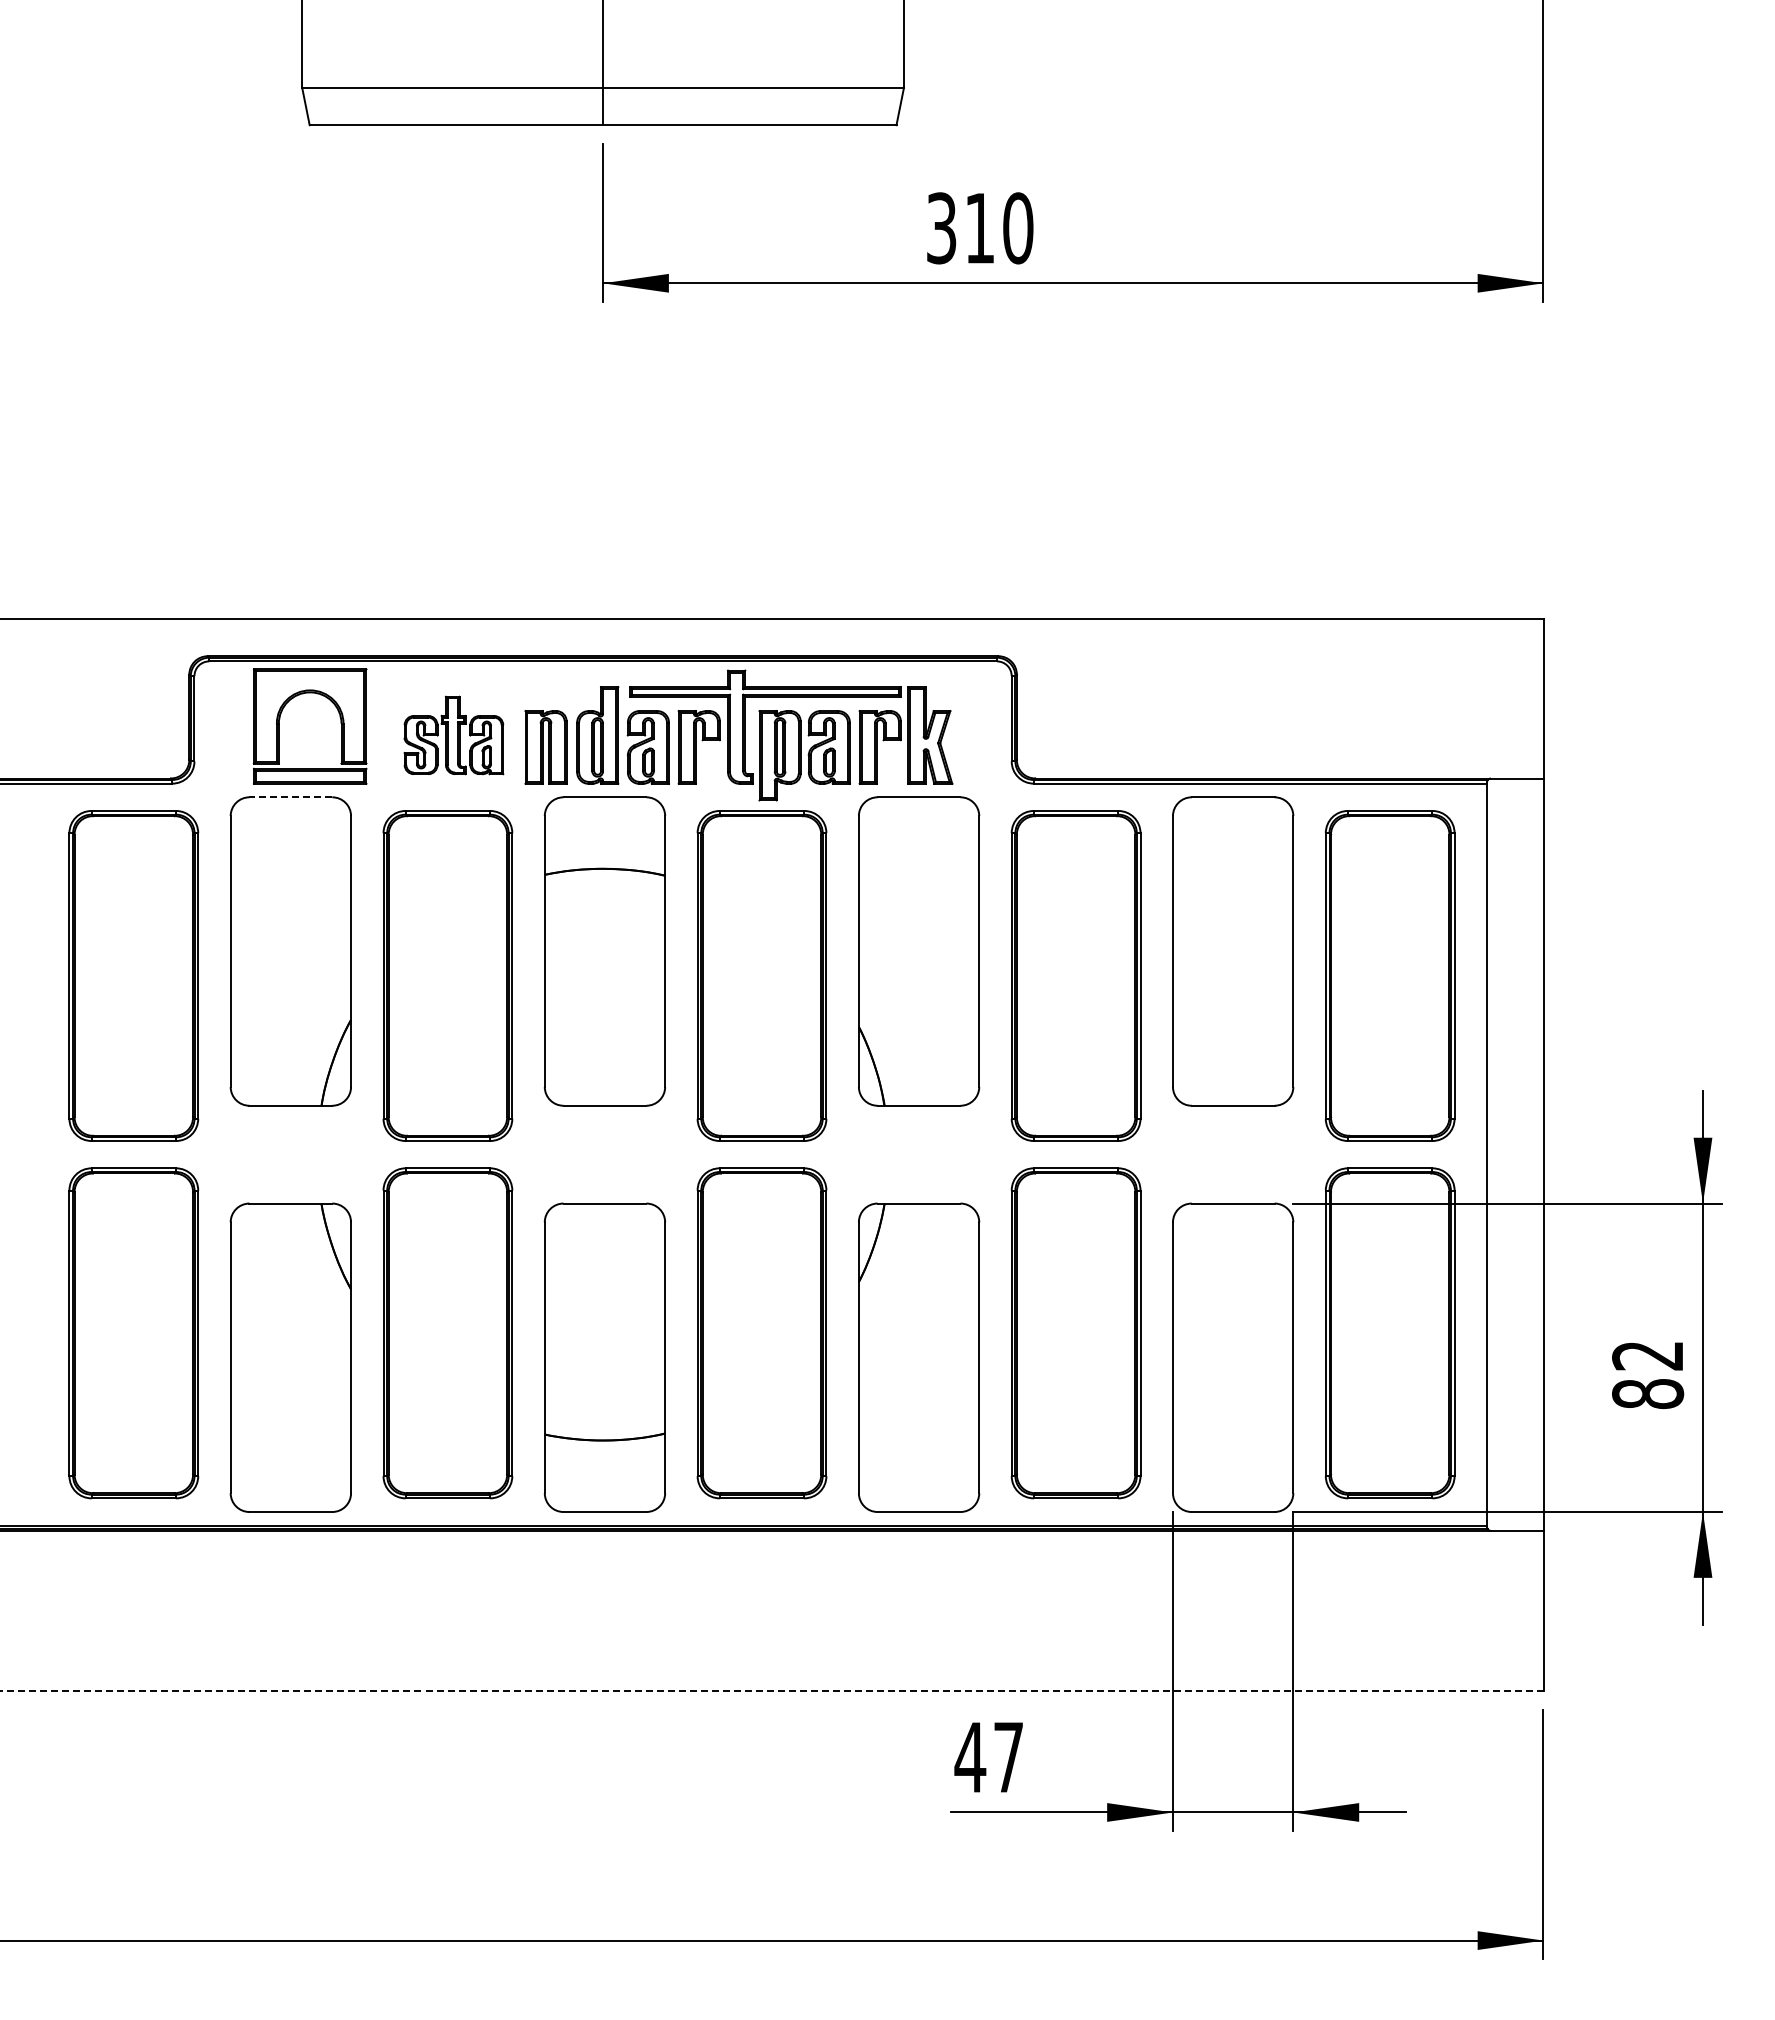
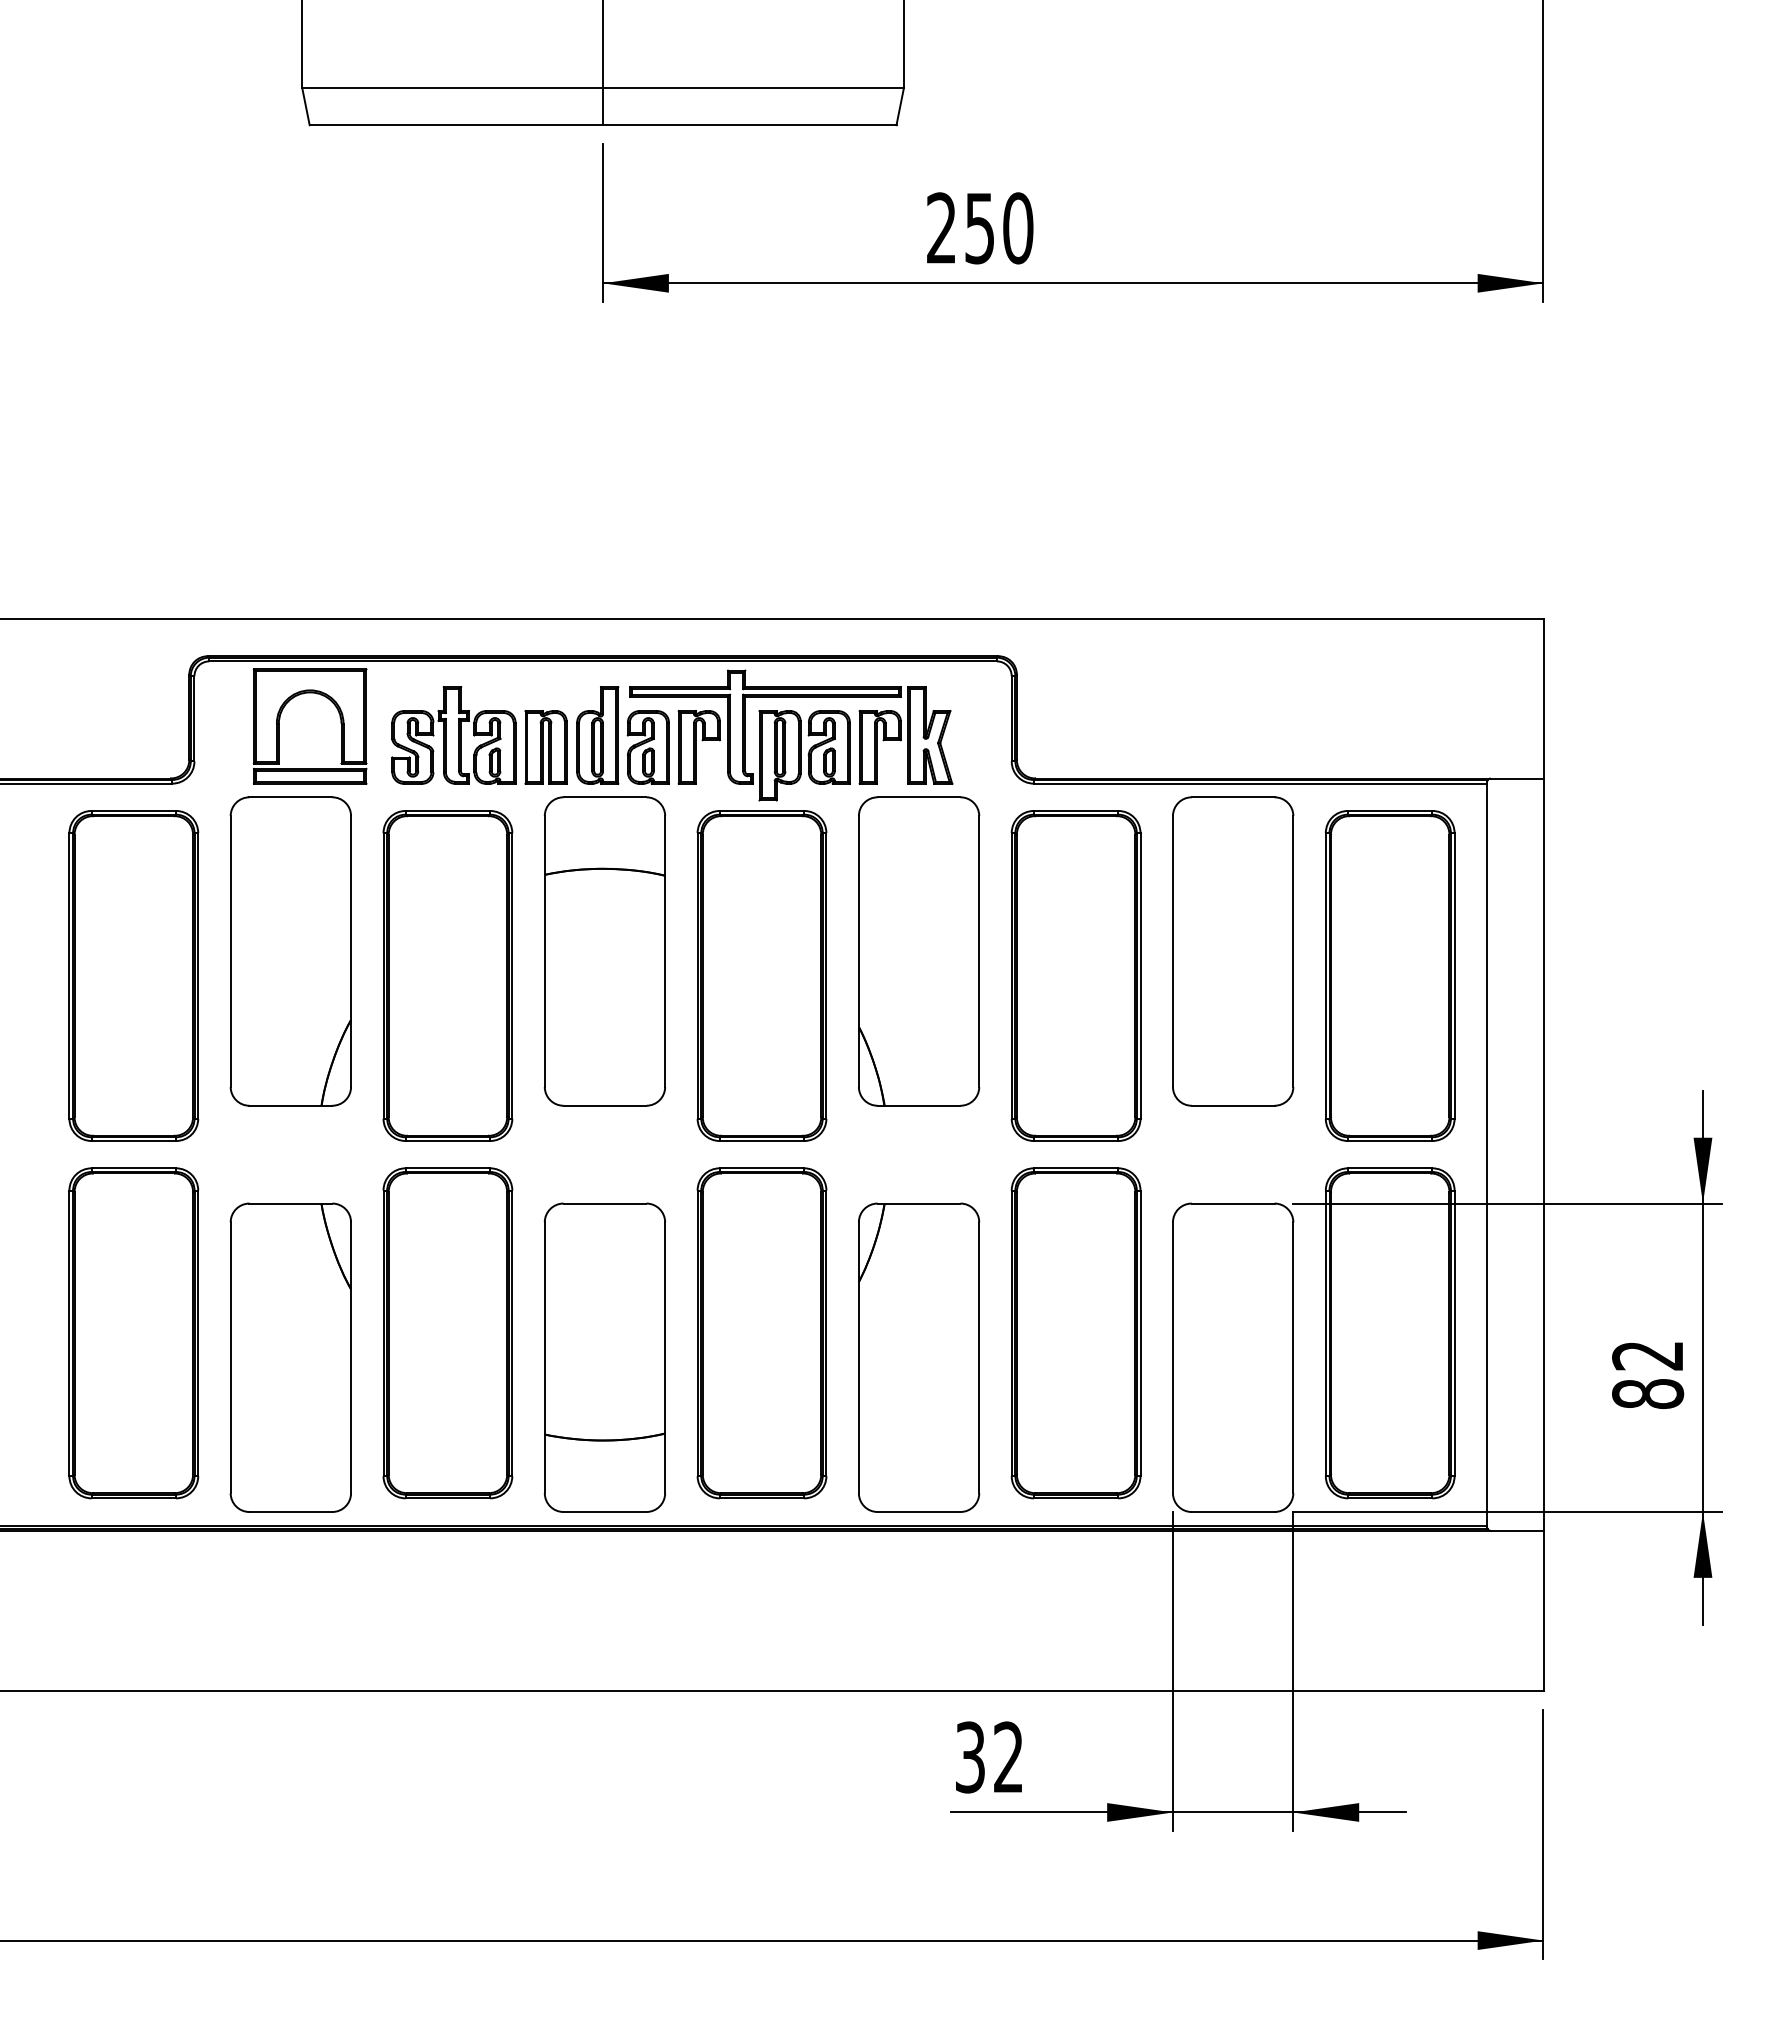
text: 310 -> 250 (960, 228)
part size: 102x81 px -> 126x99 px (453, 735)
line: dashed -> solid (290, 797)
line: dashed -> solid (771, 1690)
text: 47 -> 32 (988, 1757)
